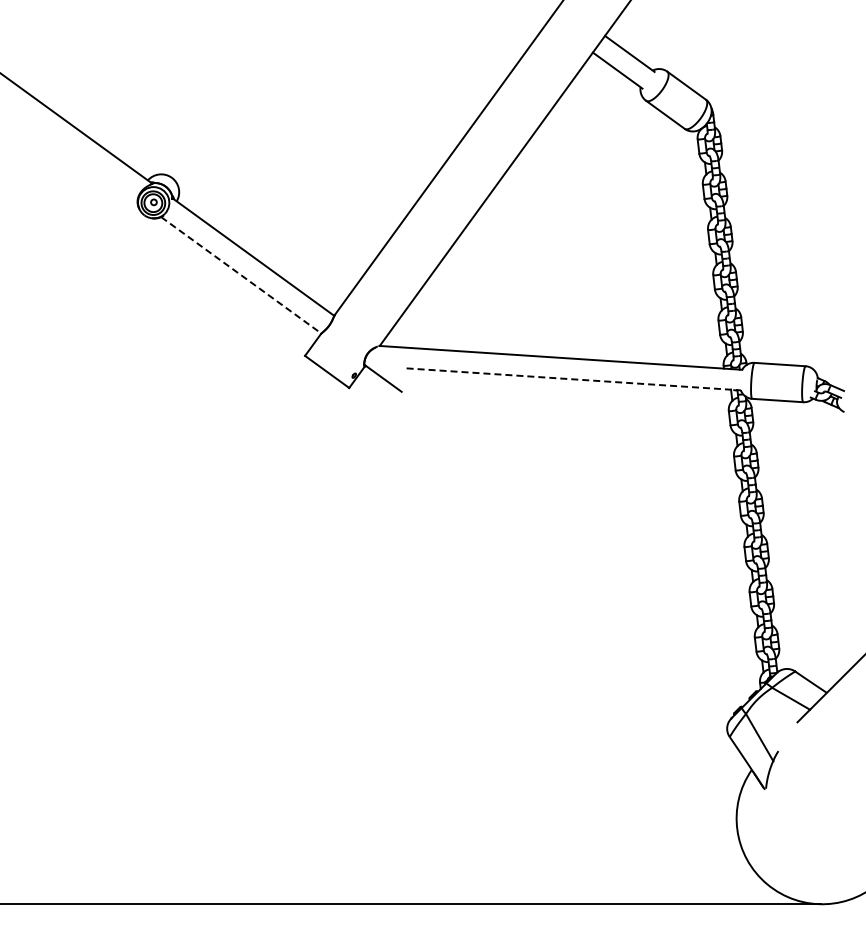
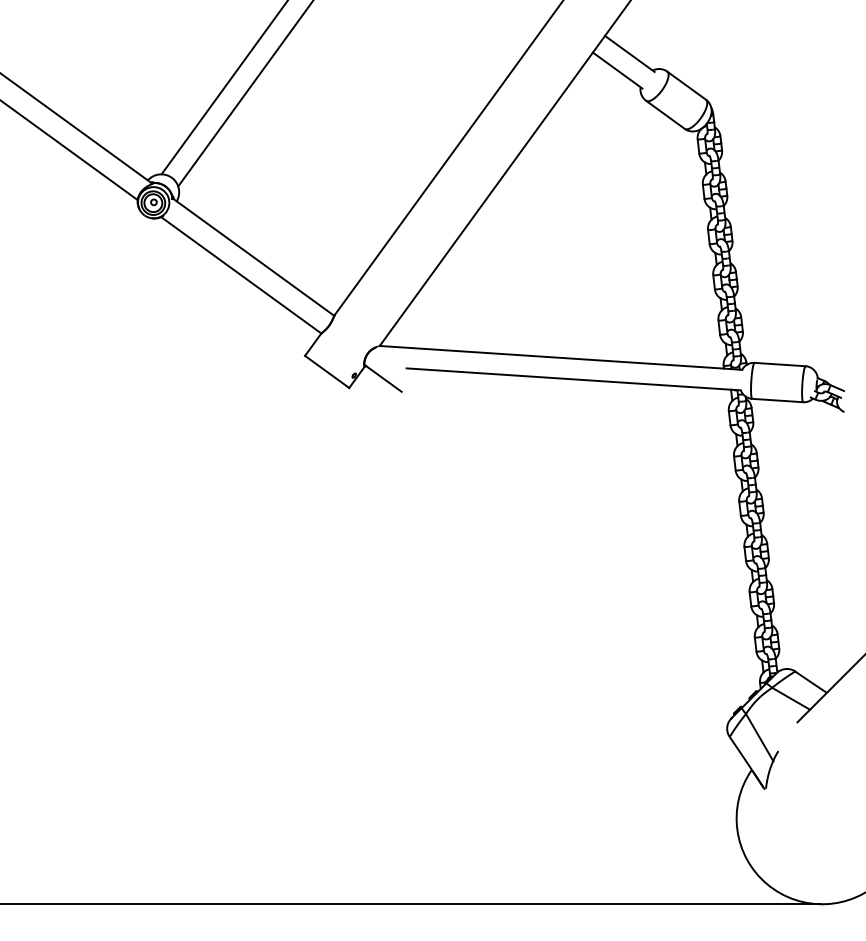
line: none -> present (223, 88)
line: none -> present (244, 94)
line: none -> present (69, 150)
line: dashed -> solid (241, 275)
line: dashed -> solid (574, 379)
